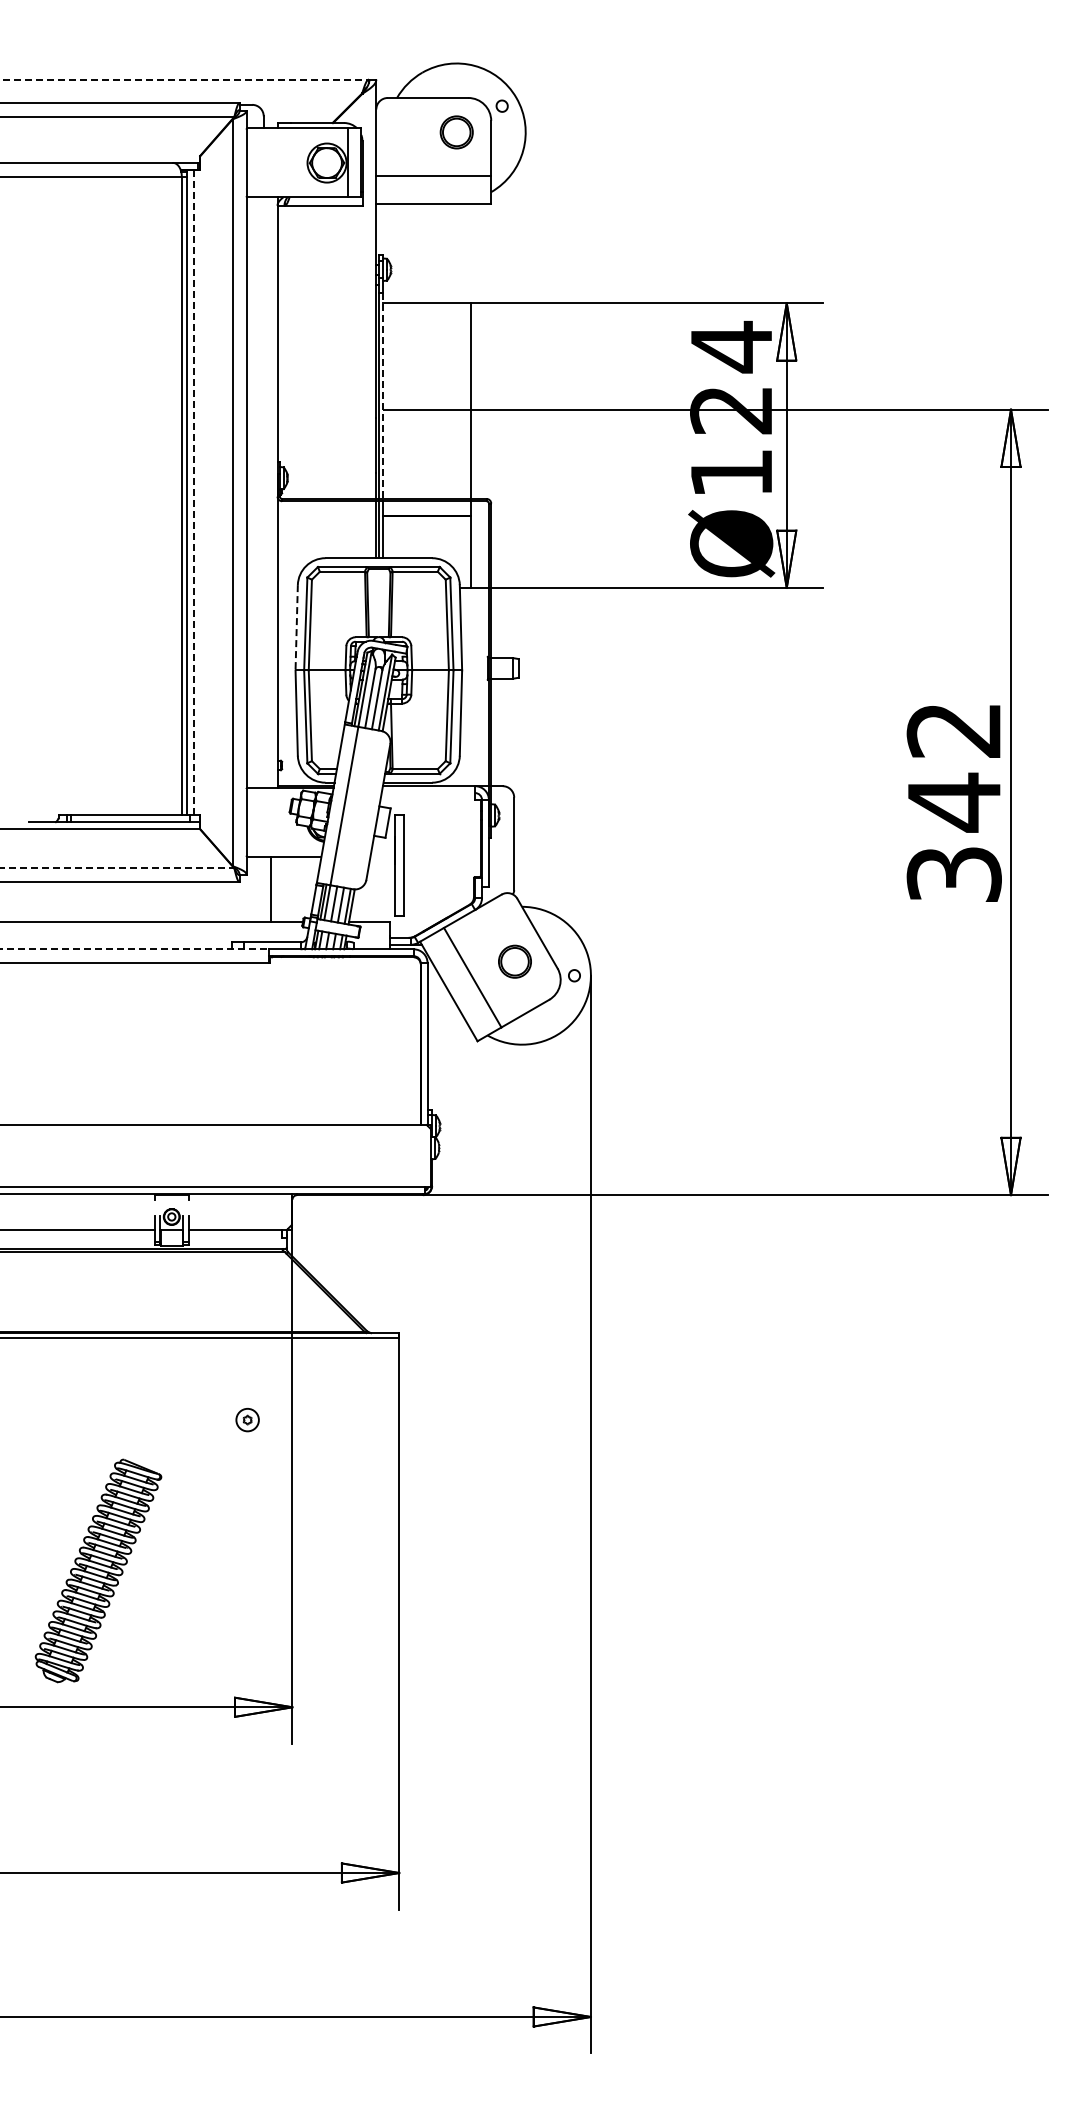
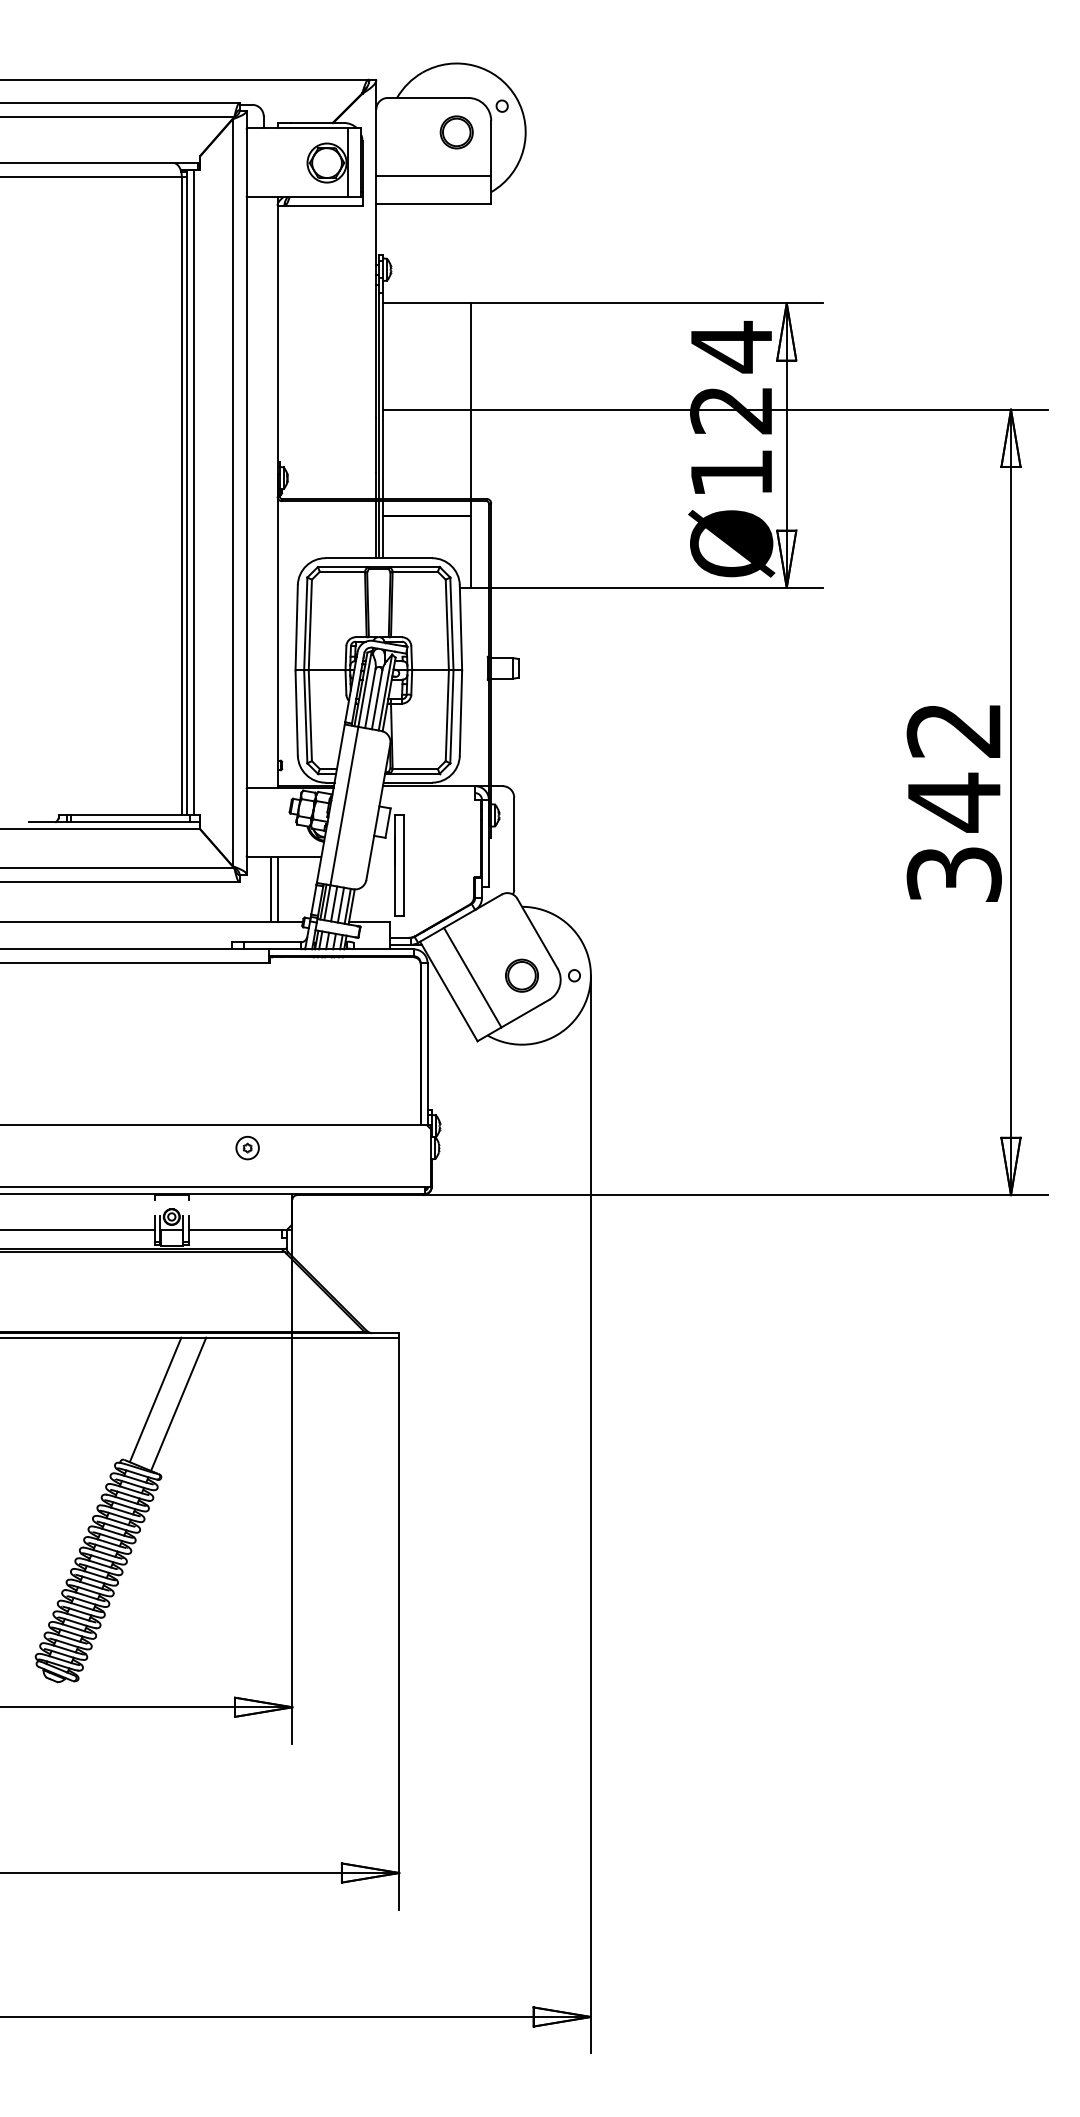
line: dashed -> solid (185, 79)
line: dashed -> solid (383, 396)
line: dashed -> solid (193, 492)
line: dashed -> solid (296, 627)
line: dashed -> solid (117, 868)
line: none -> present (277, 888)
line: dashed -> solid (135, 949)
part position: (514, 961) -> (521, 975) (521, 975)
line: none -> present (155, 1399)
line: none -> present (178, 1403)
part position: (247, 1420) -> (247, 1148) (247, 1148)
